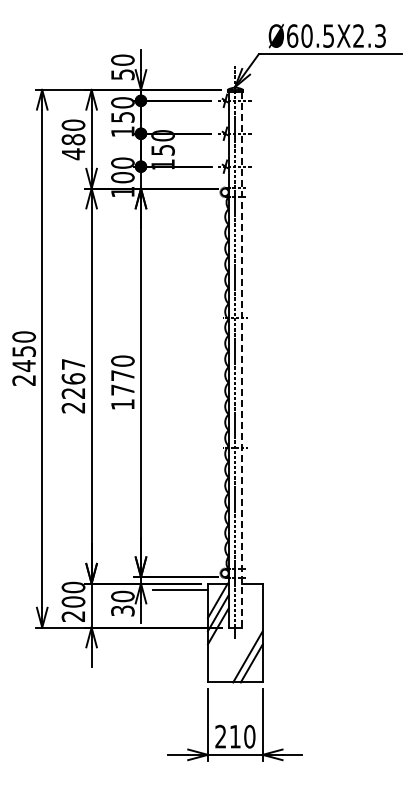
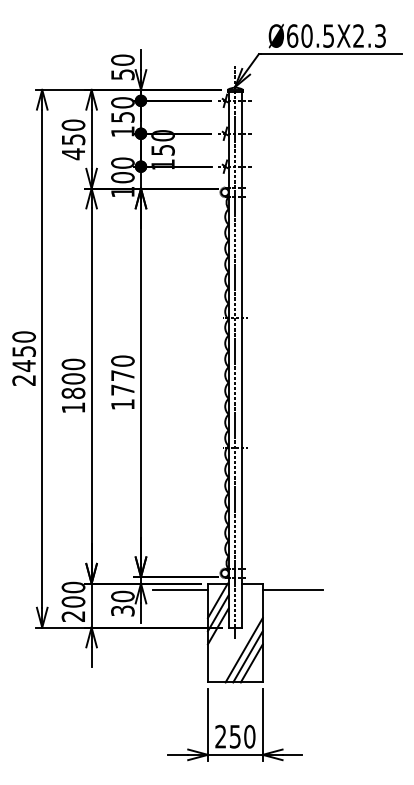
text: 480 -> 450 (73, 139)
line: dashed -> solid (242, 359)
text: 2267 -> 1800 (73, 385)
line: none -> present (292, 590)
line: none -> present (243, 650)
text: 210 -> 250 (235, 736)
